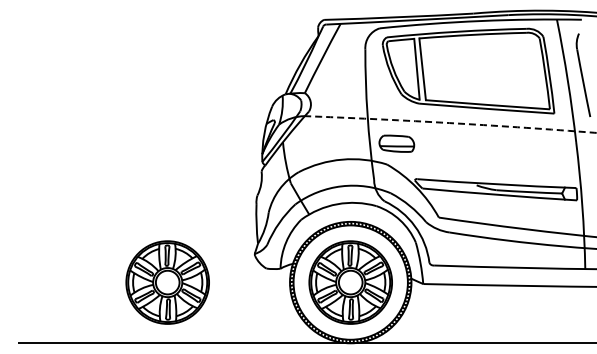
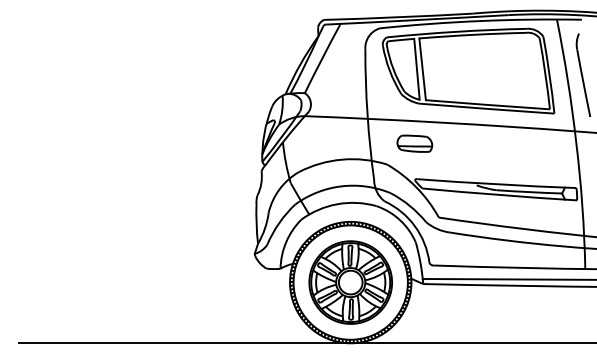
arc: dashed -> solid (450, 123)
part position: (396, 143) -> (414, 143) (414, 143)
line: none -> present (507, 278)
part: present -> none (167, 282)
